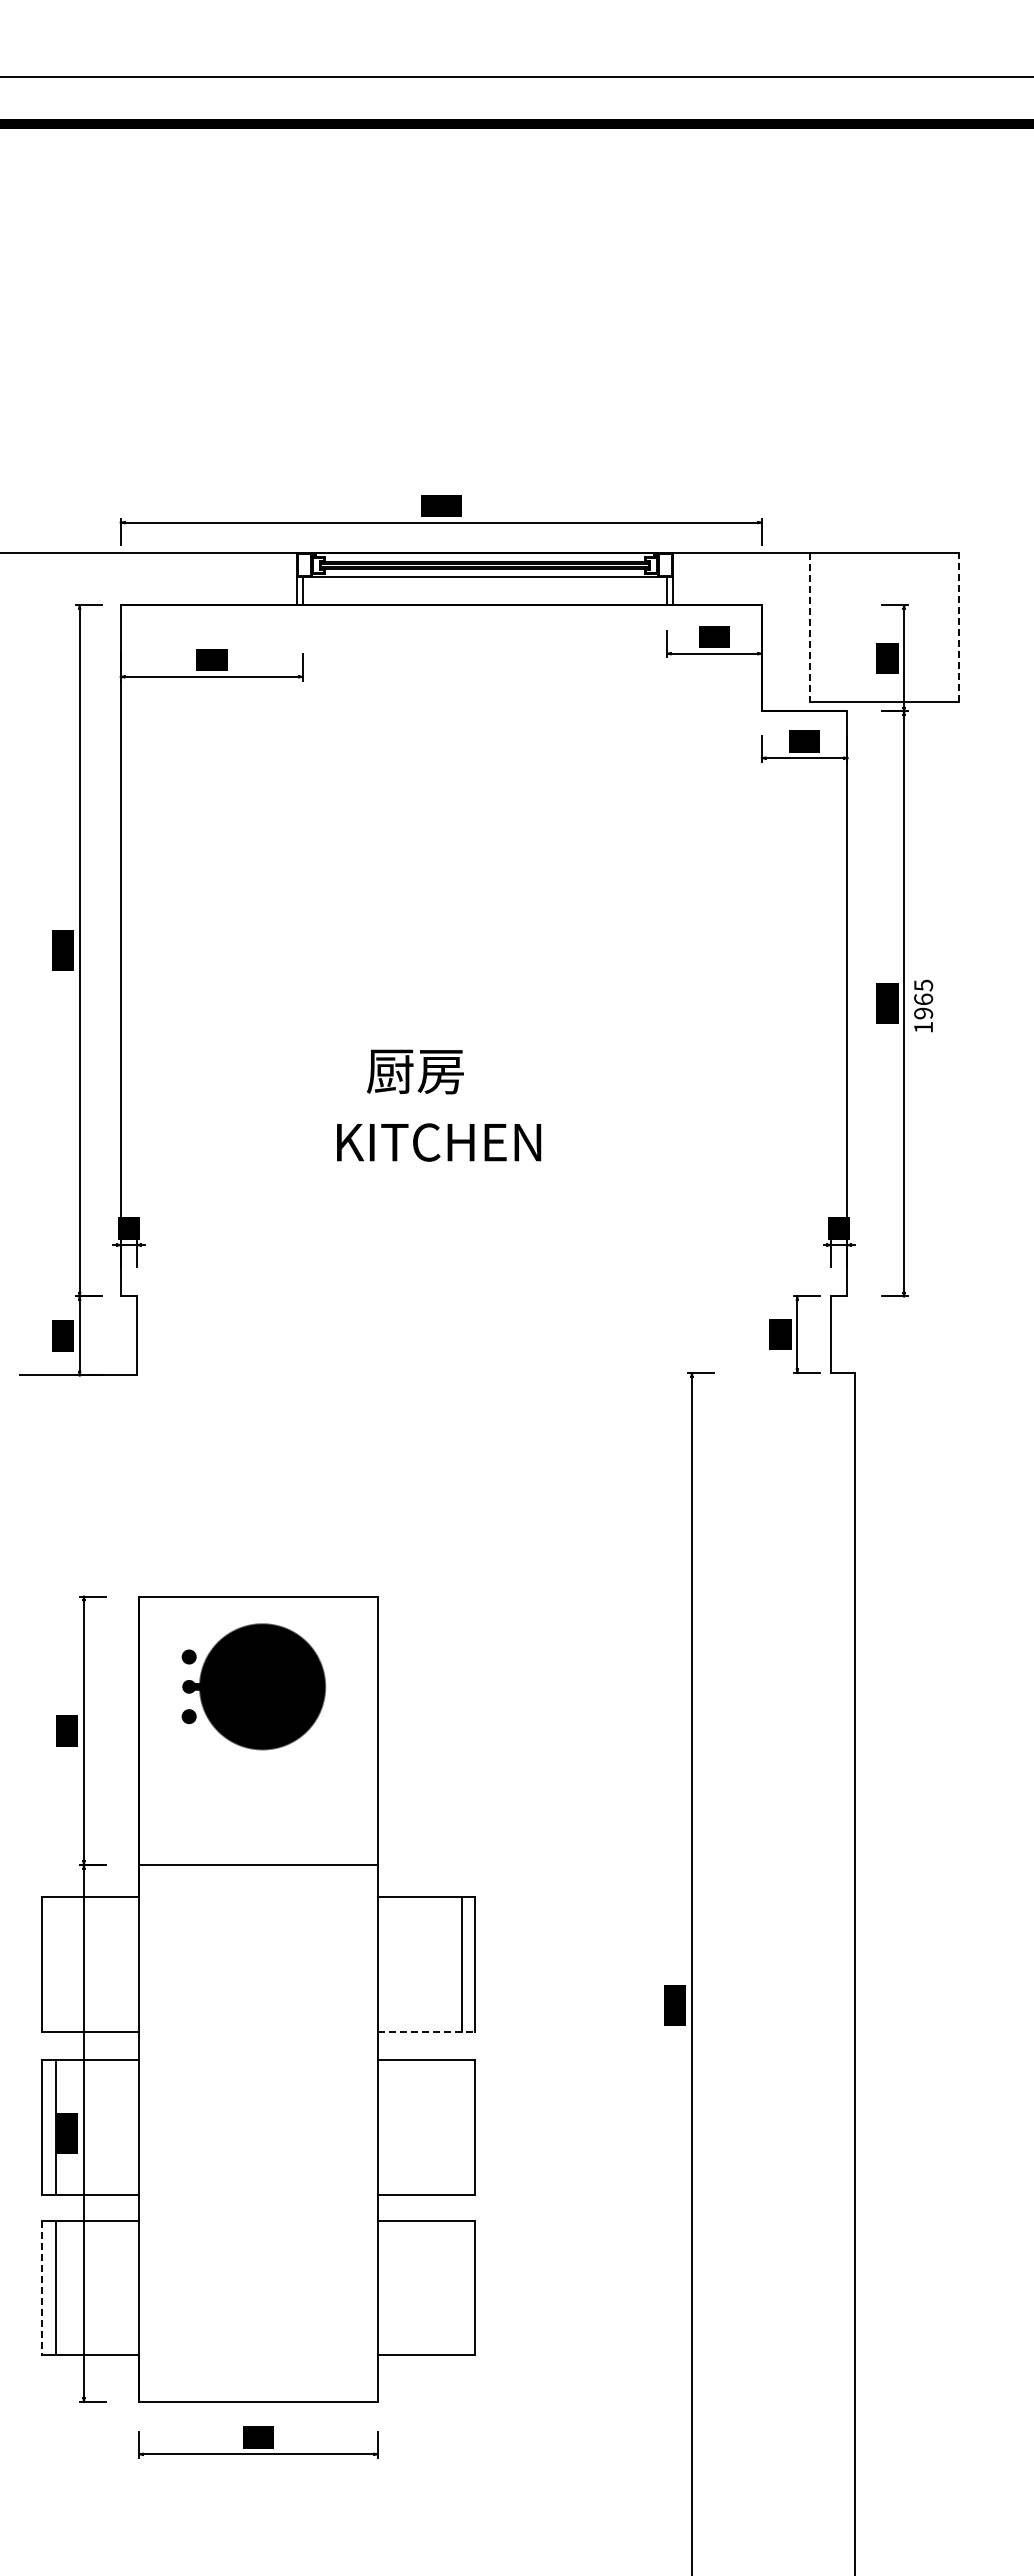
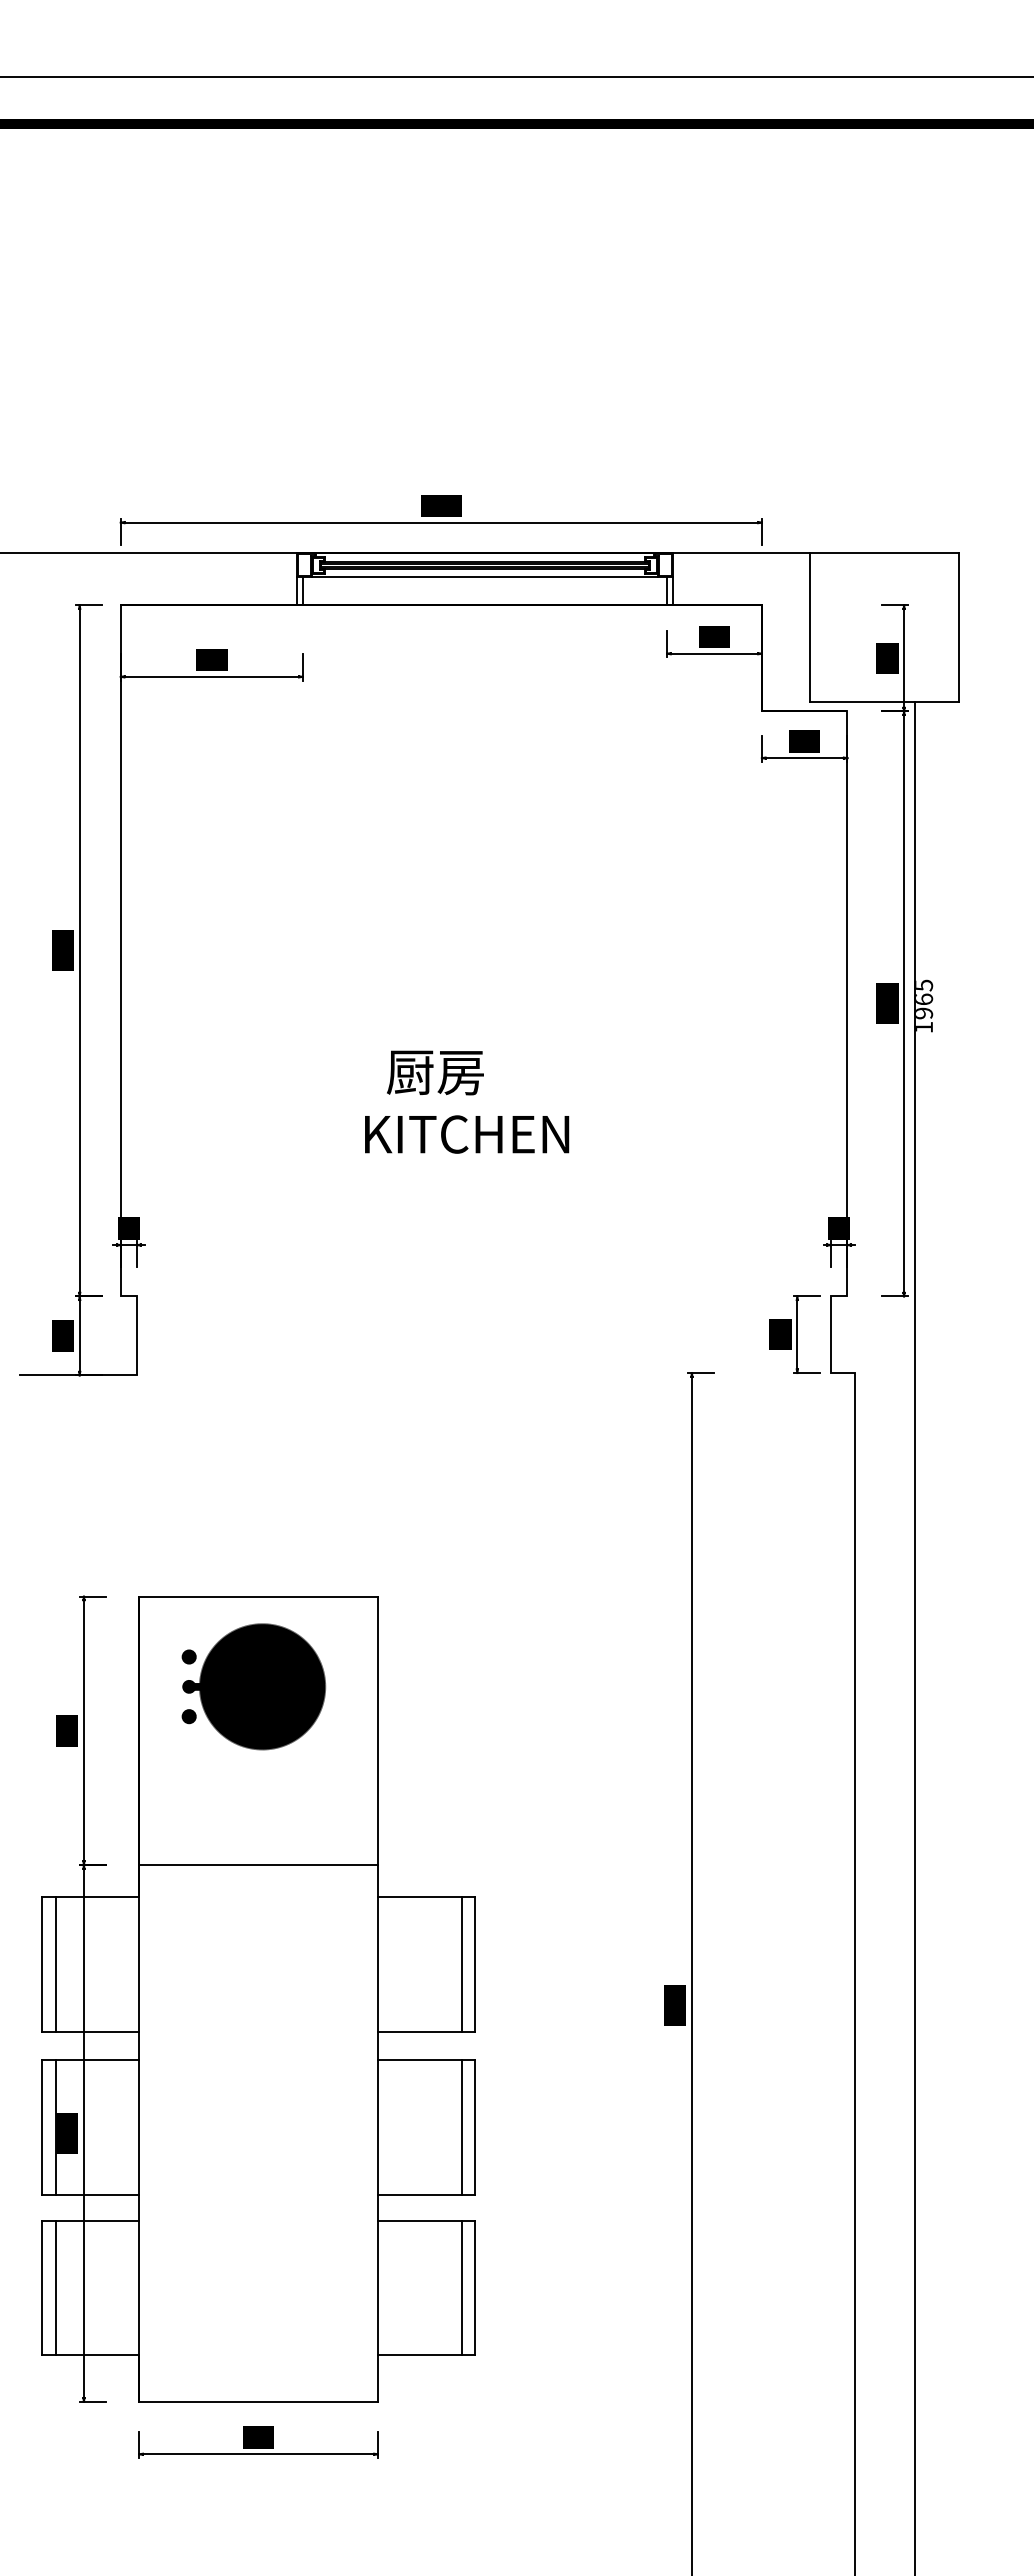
line: dashed -> solid (810, 627)
line: dashed -> solid (959, 627)
text position: (415, 1071) -> (435, 1072) (435, 1072)
text position: (439, 1142) -> (467, 1134) (467, 1134)
line: none -> present (914, 1637)
line: none -> present (55, 1964)
line: dashed -> solid (426, 2031)
line: none -> present (461, 2127)
line: none -> present (461, 2287)
line: dashed -> solid (42, 2288)
